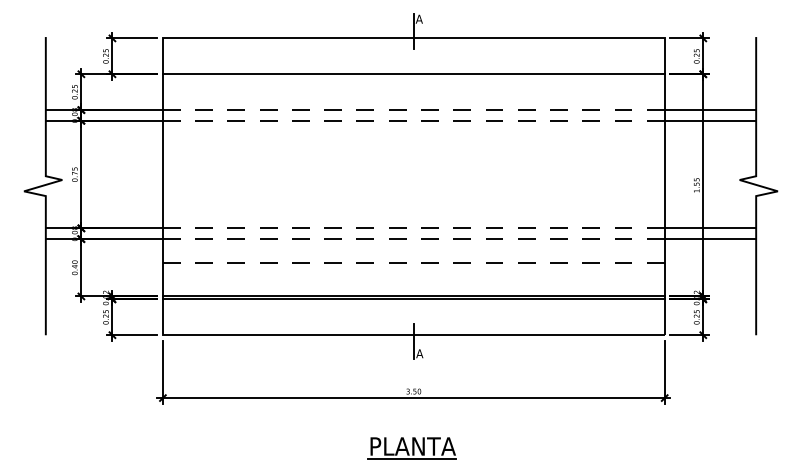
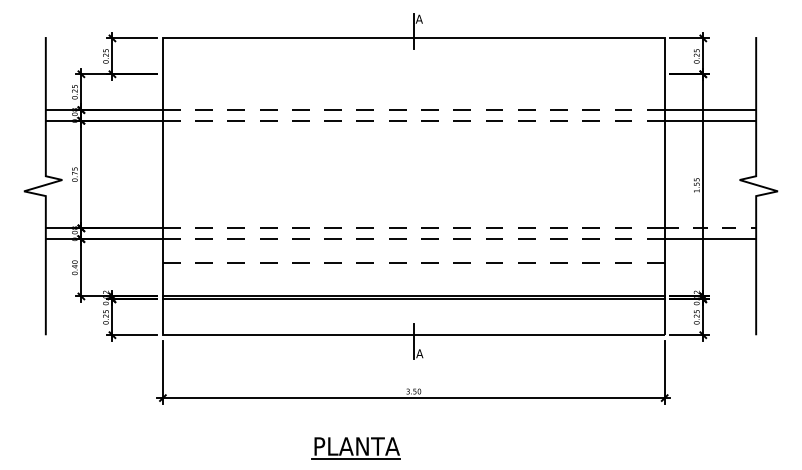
line: present -> none (413, 74)
line: solid -> dashed (710, 228)
part position: (411, 448) -> (355, 448) (355, 448)
